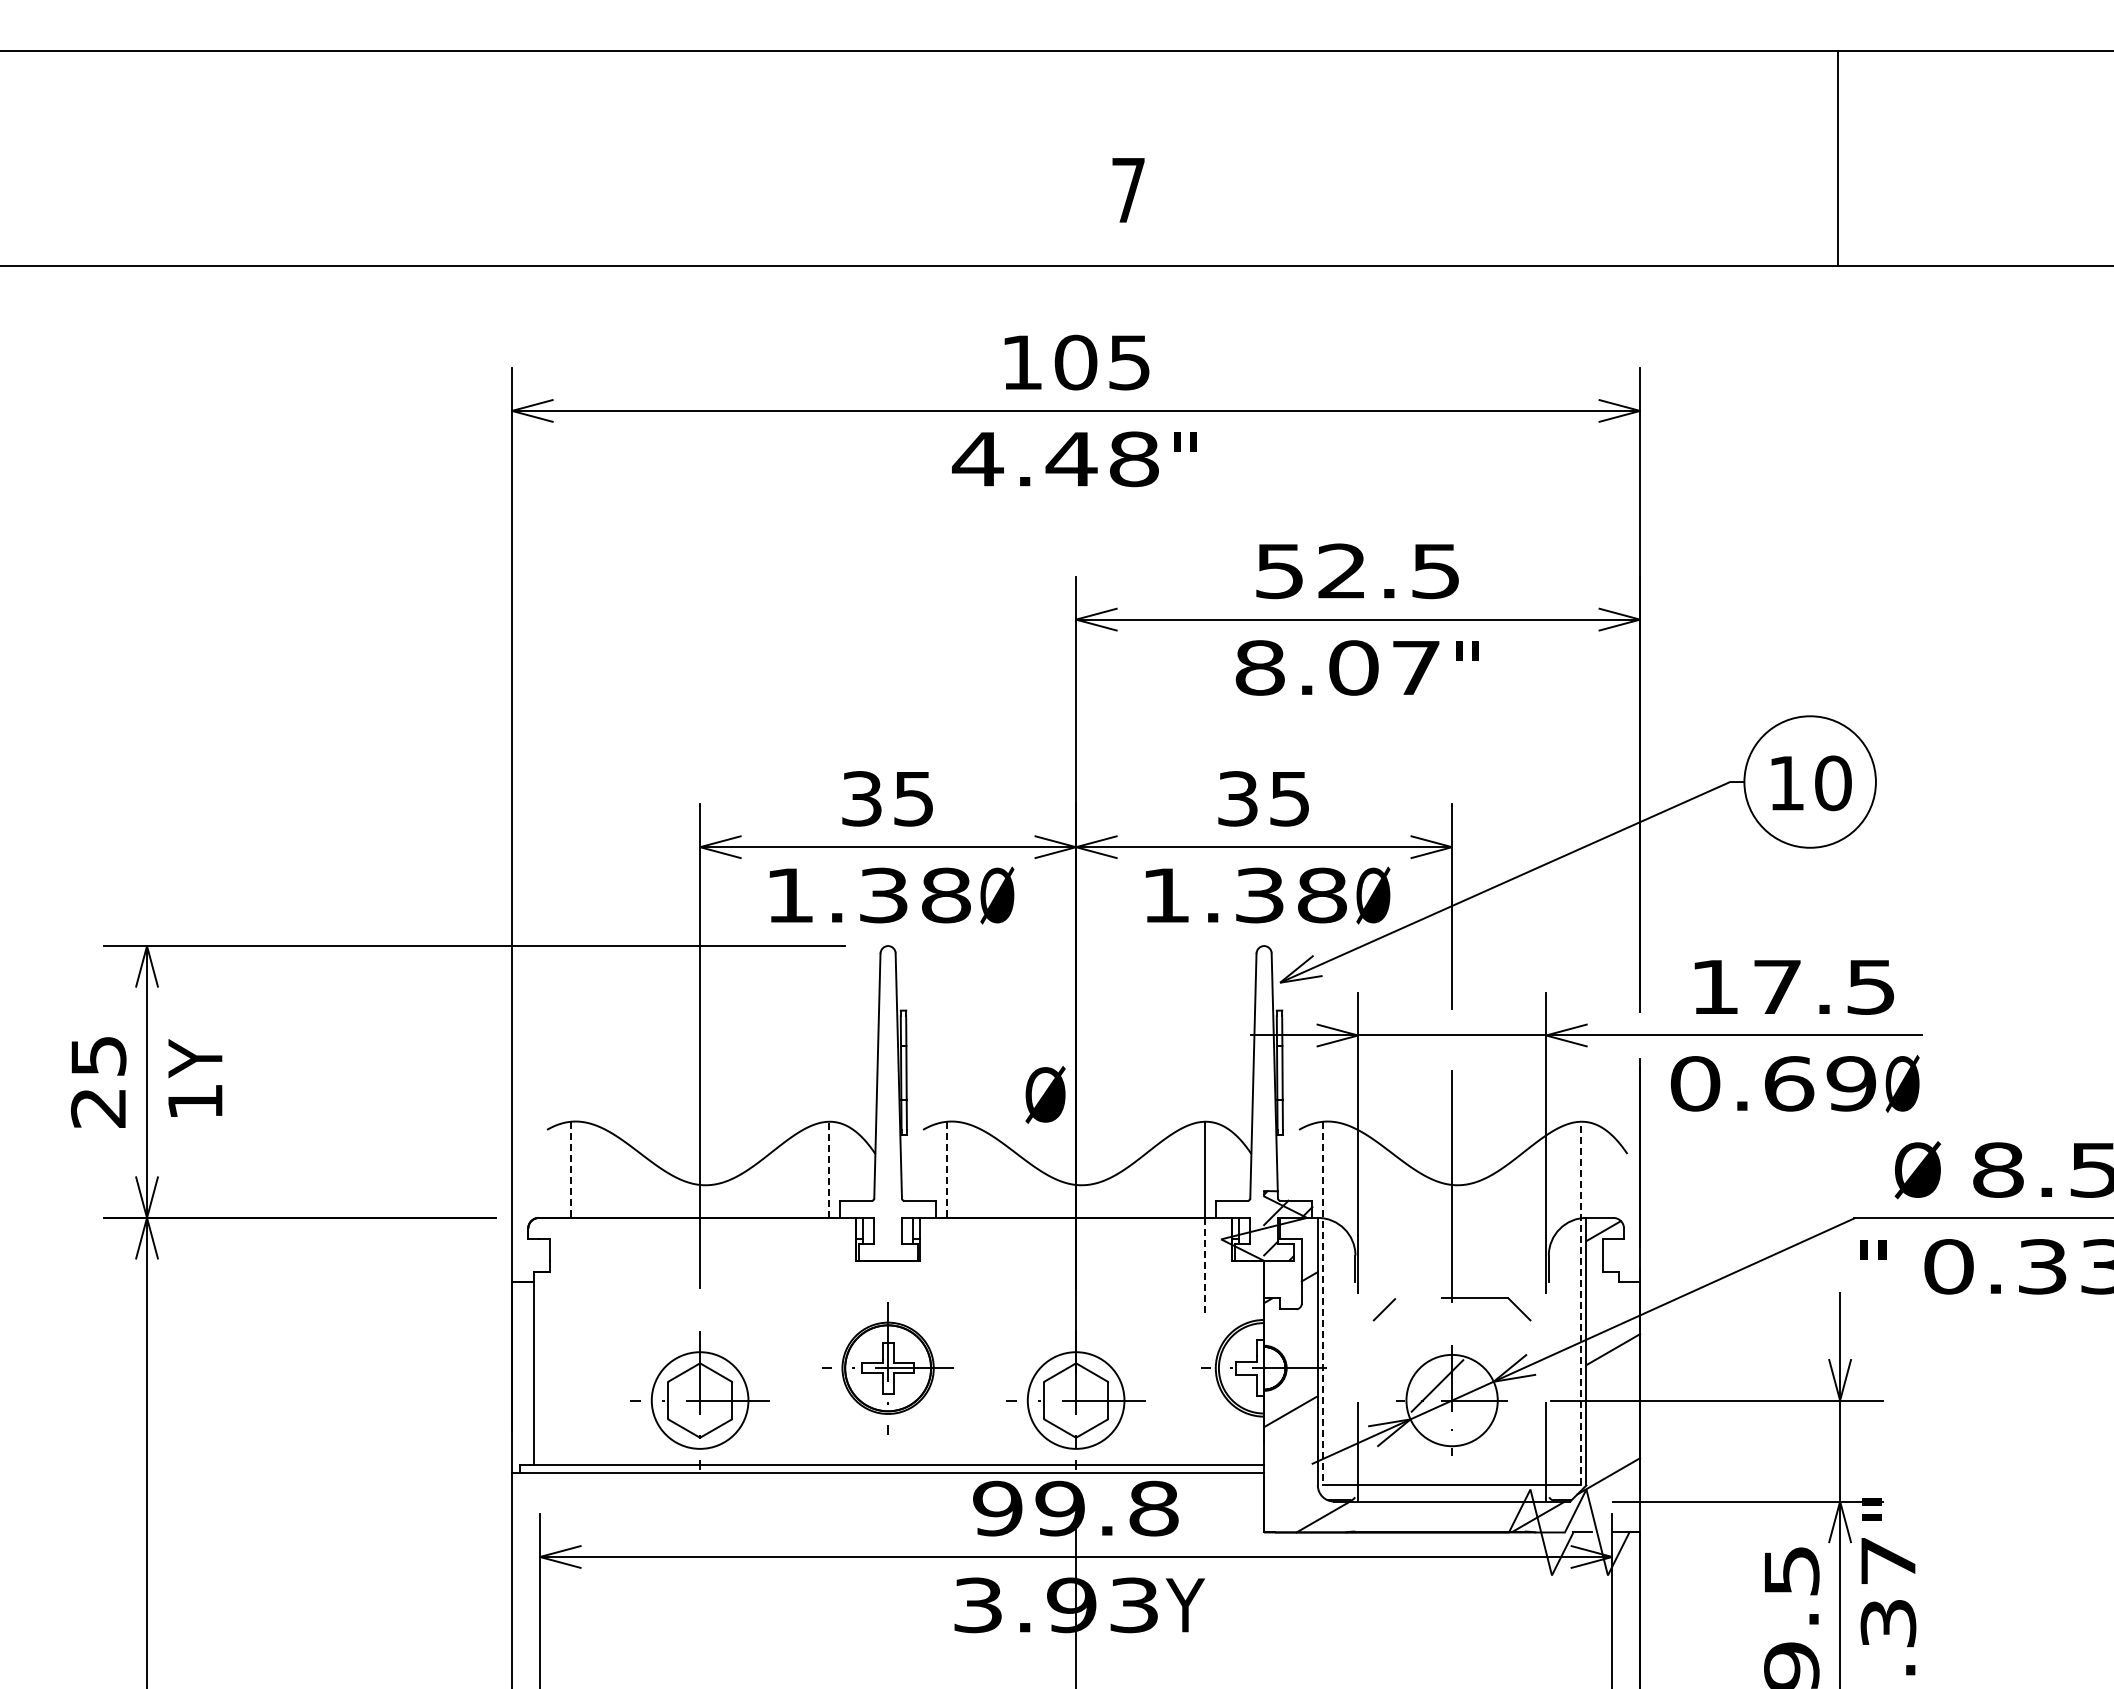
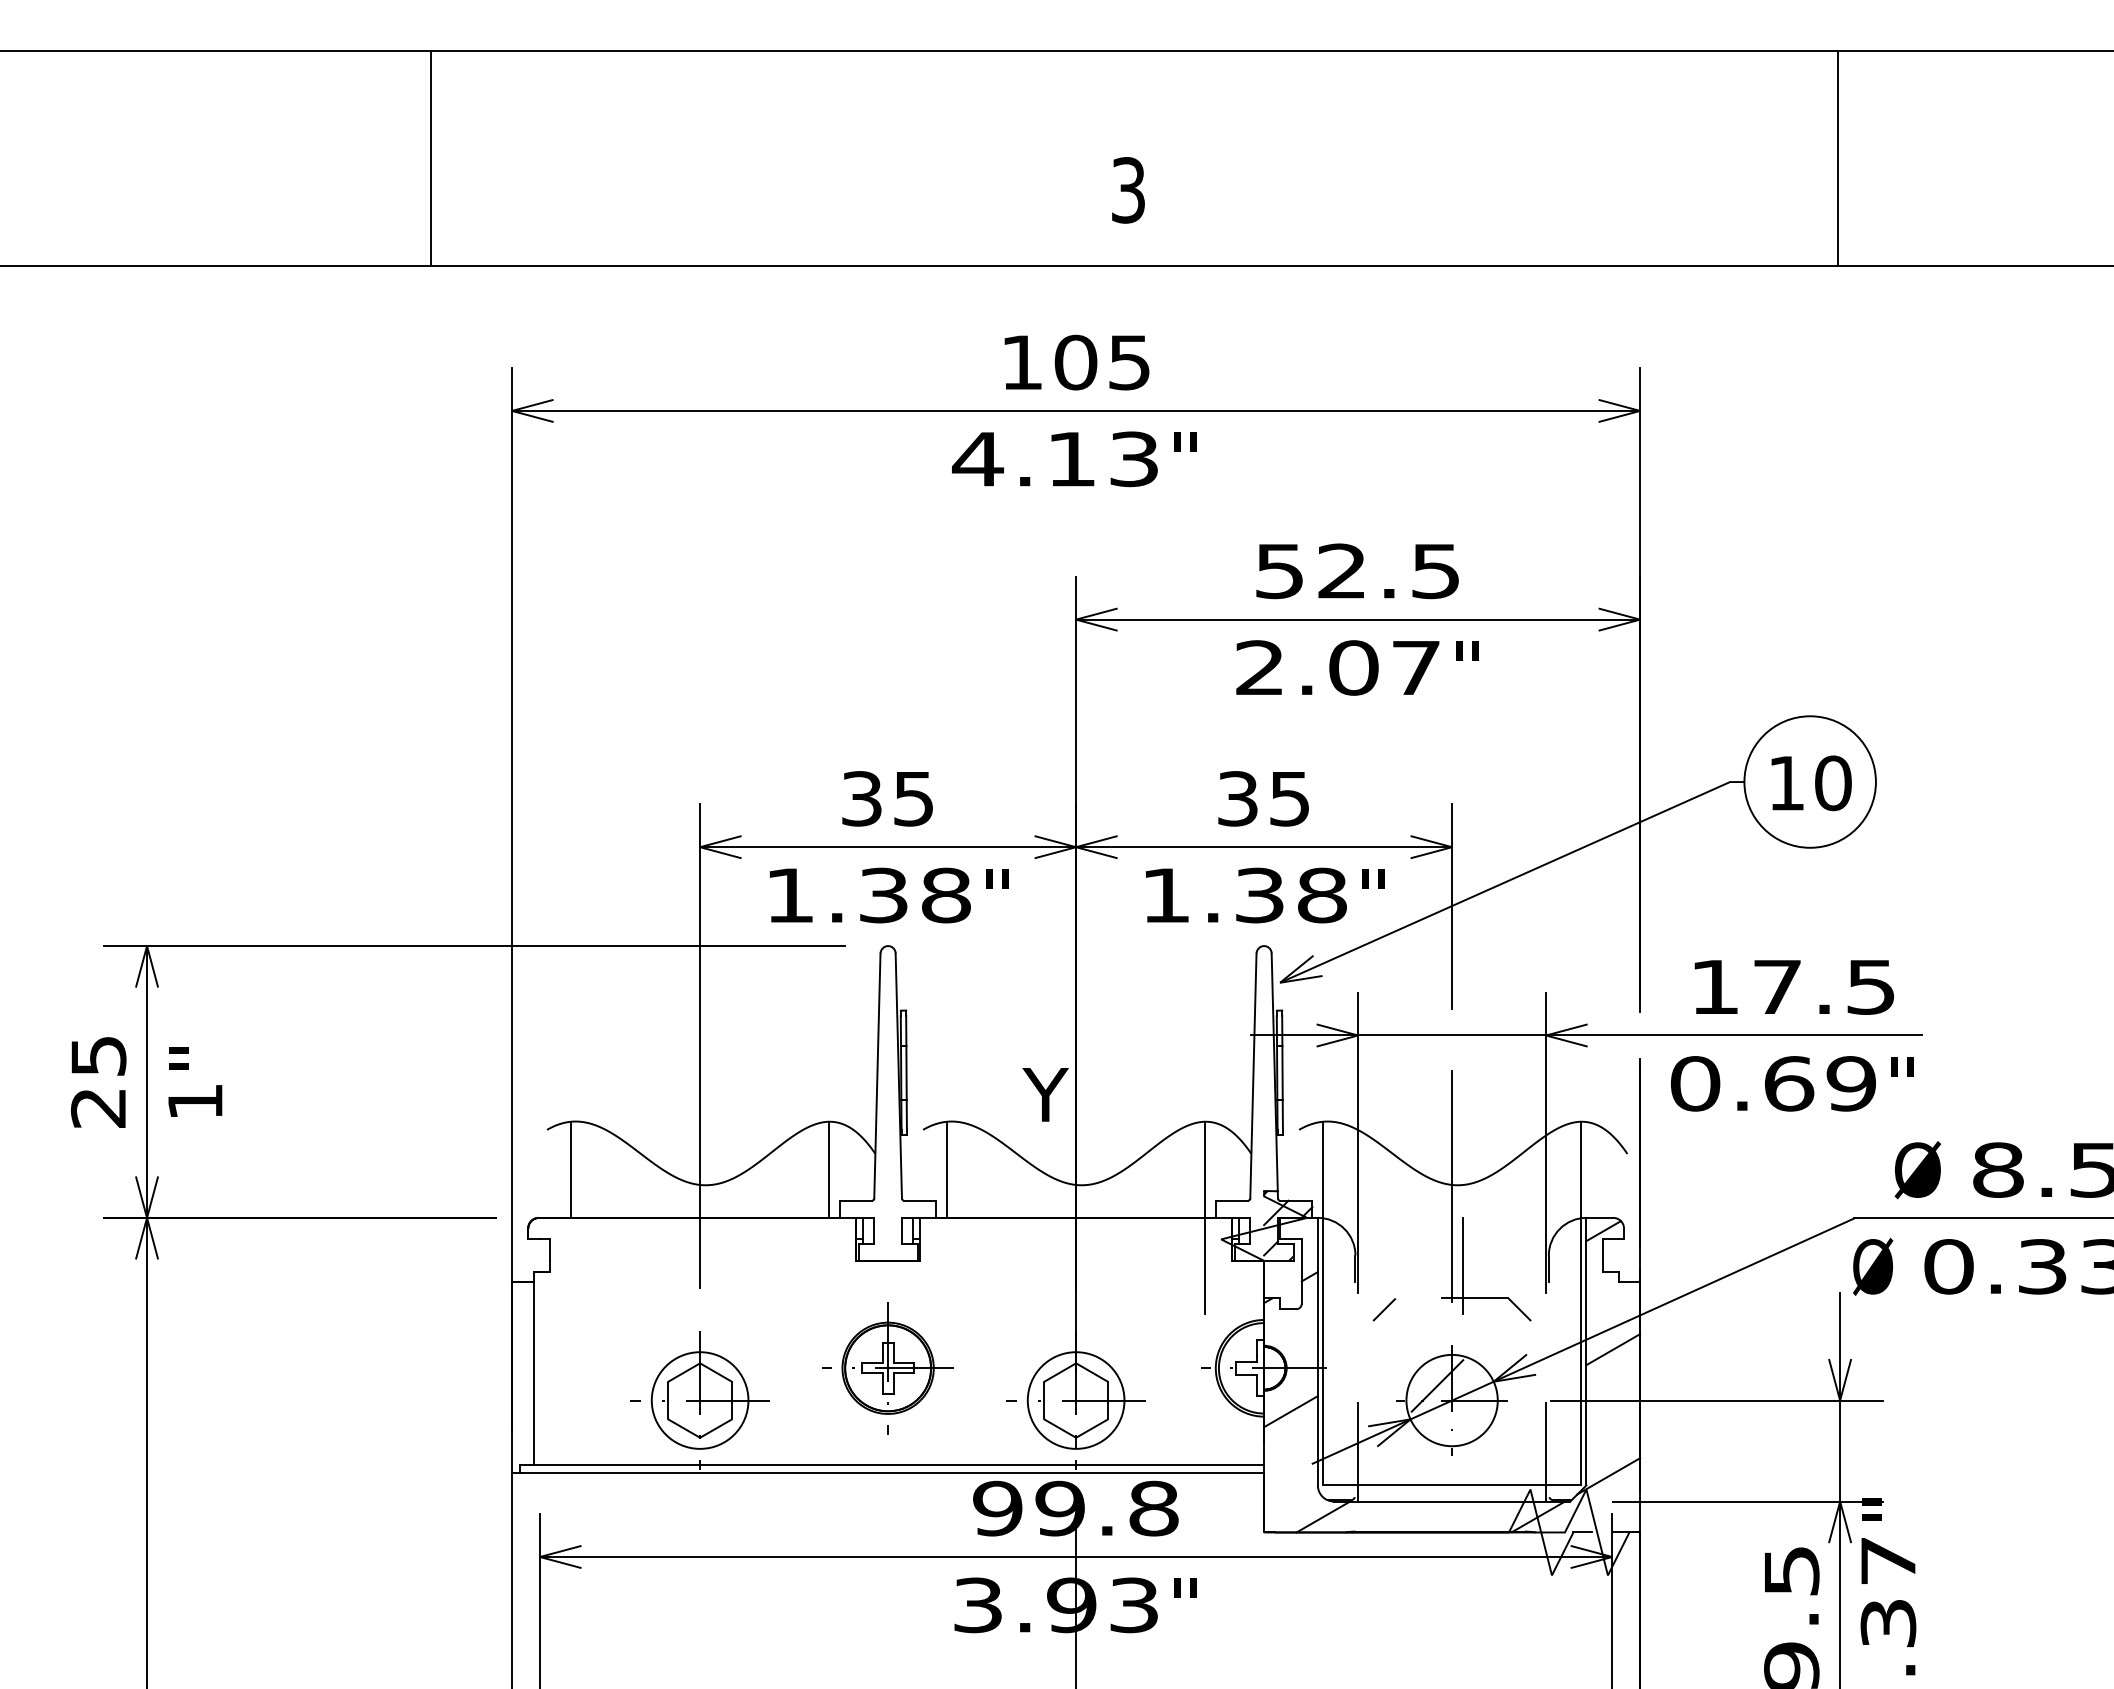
line: none -> present (430, 157)
text: 7 -> 3 (1128, 190)
text: 4.48 -> 4.13 (1101, 459)
text: 8.07 -> 2.07 (1259, 667)
text: Ø -> " (997, 895)
text: Ø -> " (1373, 895)
text: Y -> " (195, 1058)
text: Ø -> " (1902, 1083)
text: Ø -> Y (1045, 1094)
line: dashed -> solid (829, 1169)
line: dashed -> solid (571, 1170)
line: dashed -> solid (947, 1170)
line: none -> present (1462, 1265)
line: dashed -> solid (1205, 1266)
text: " -> Ø (1873, 1266)
line: dashed -> solid (1323, 1303)
line: dashed -> solid (1581, 1303)
text: Y -> " (1184, 1605)
